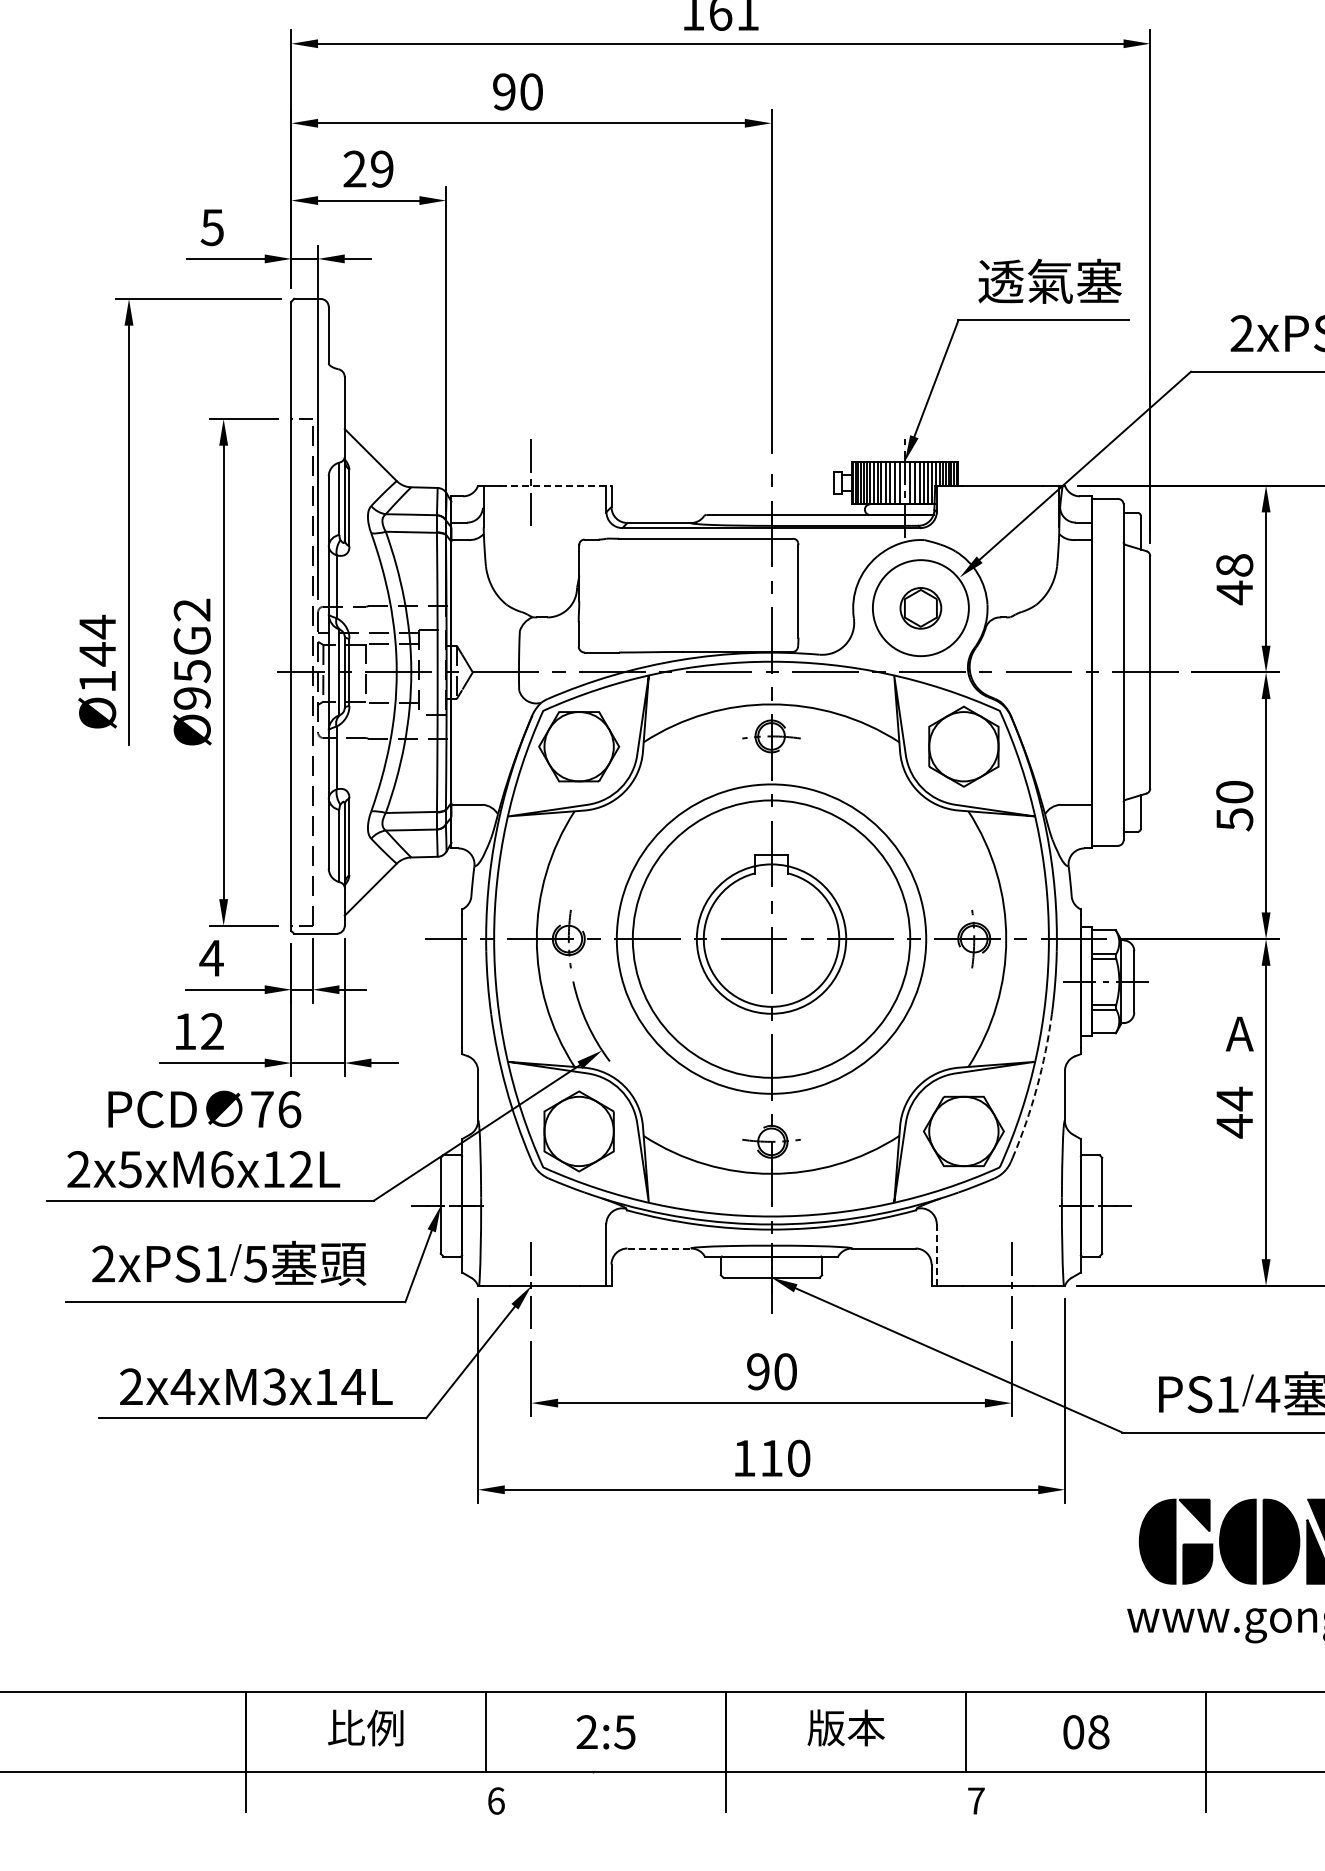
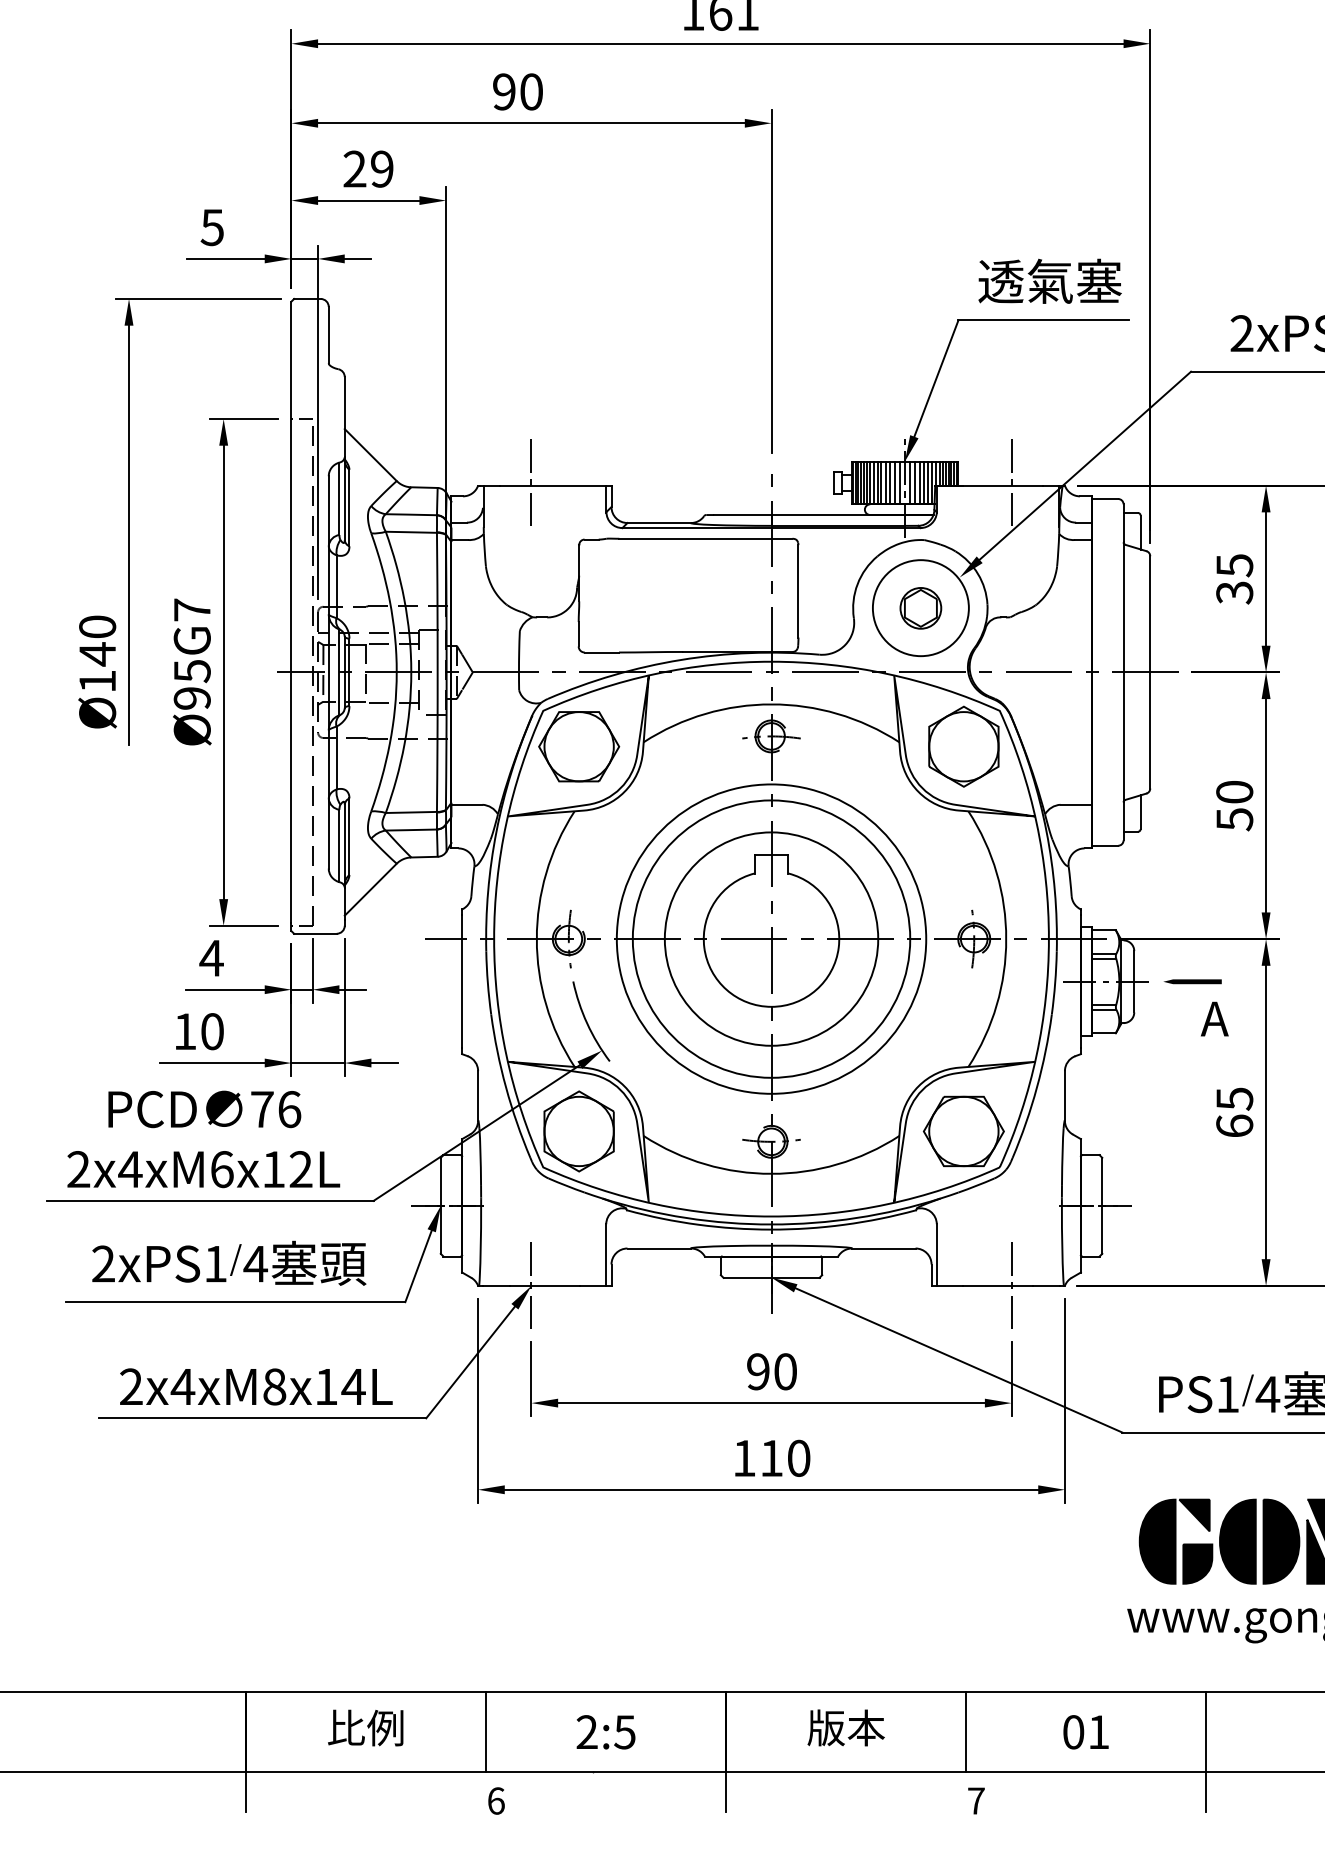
line: dashed -> solid (555, 485)
line: none -> present (1011, 485)
text: 48 -> 35 (1234, 579)
text: Ø95G2 -> Ø95G7 (191, 609)
text: Ø144 -> Ø140 (97, 626)
circle diameter: 149 px -> 213 px (771, 938)
line: none -> present (1192, 981)
text: 12 -> 10 (212, 1031)
text position: (1239, 1033) -> (1214, 1018) (1214, 1018)
arc: dashed -> solid (1037, 1087)
text: 44 -> 65 (1234, 1112)
text: 2x5xM6x12L -> 2x4xM6x12L (130, 1169)
line: dashed -> solid (659, 1248)
line: dashed -> solid (936, 1255)
text: 5 -> 4 (255, 1264)
text: 2x4xM3x14L -> 2x4xM8x14L (274, 1386)
text: 08 -> 01 (1098, 1732)
